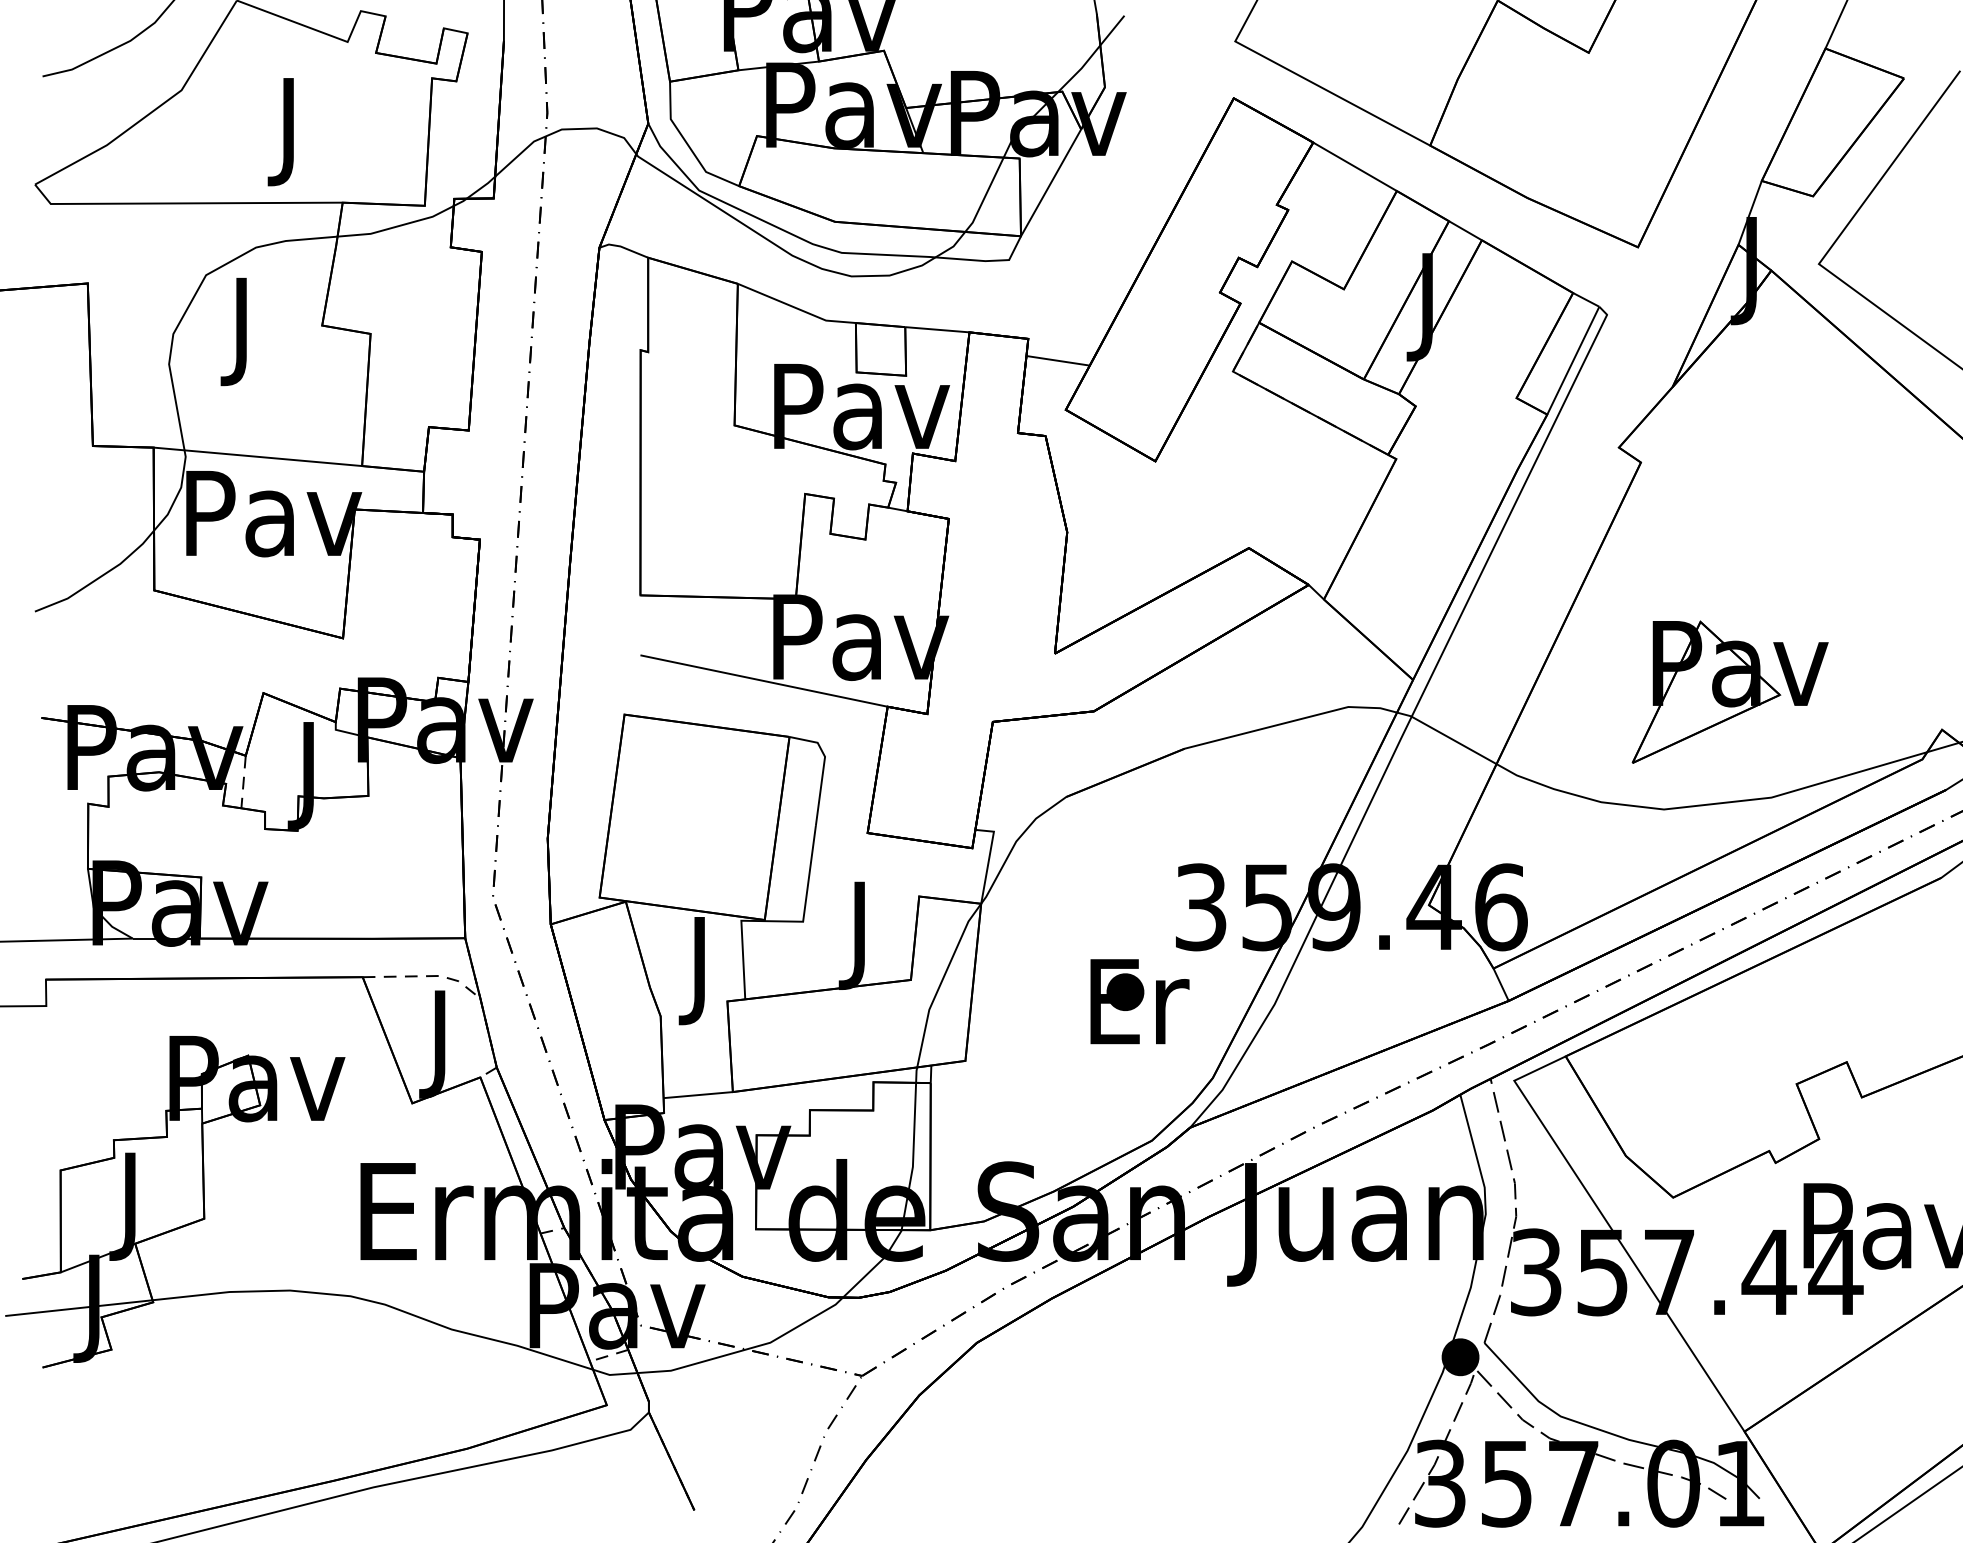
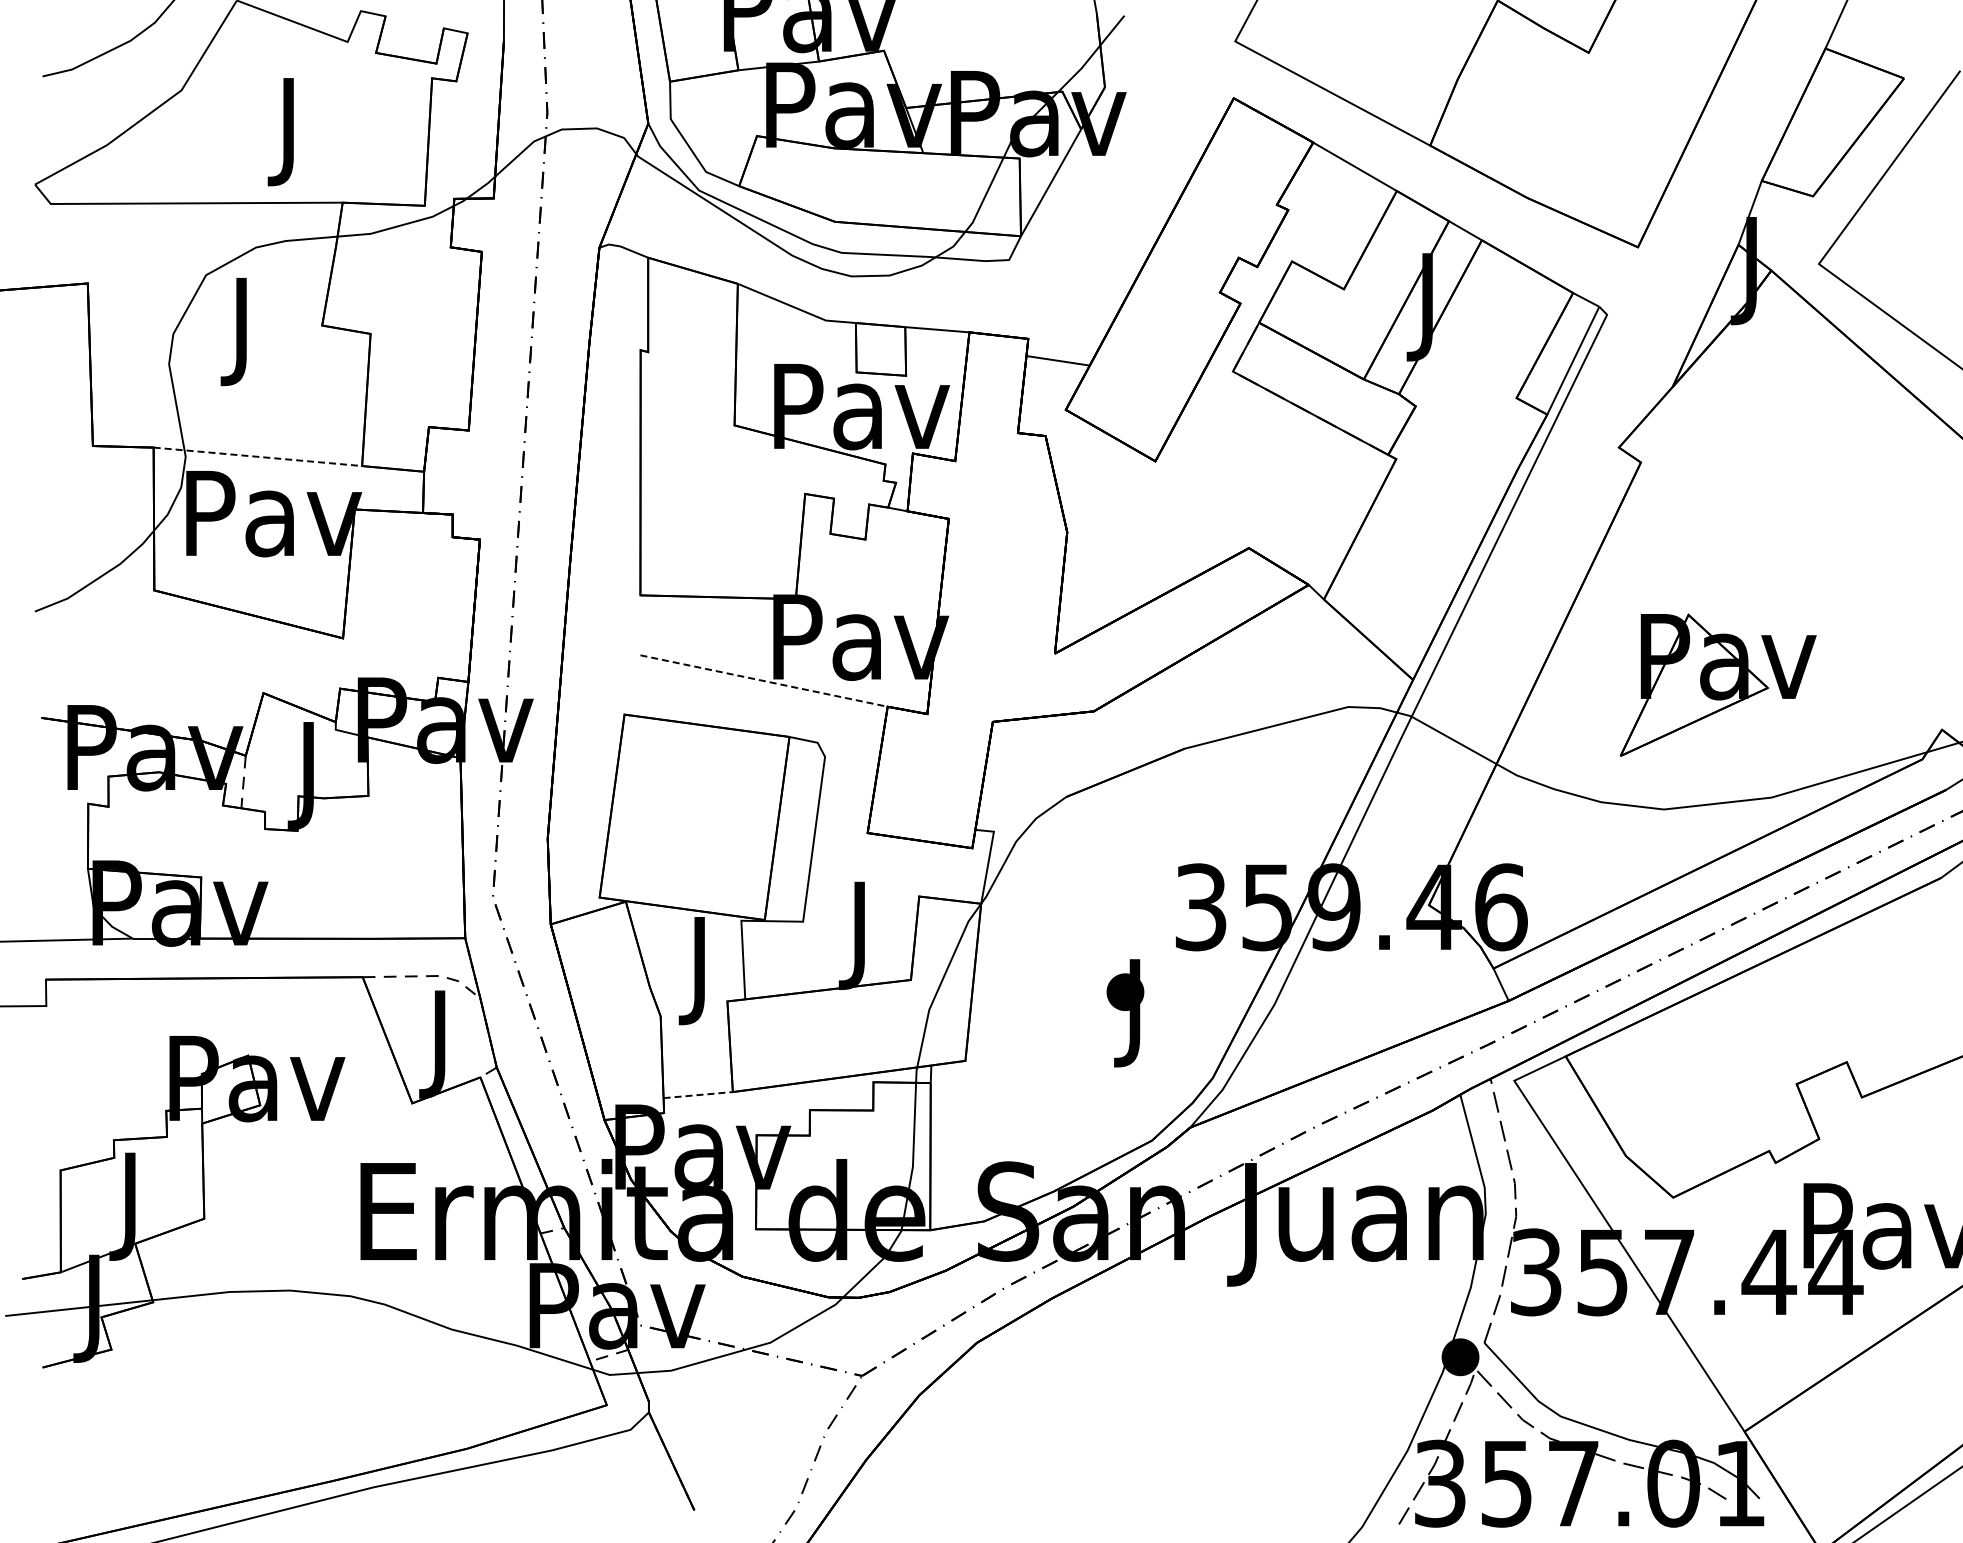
line: solid -> dashed (257, 456)
line: solid -> dashed (764, 681)
part position: (1729, 691) -> (1717, 684) (1717, 684)
text: Er -> J (1139, 1013)
line: solid -> dashed (698, 1095)
